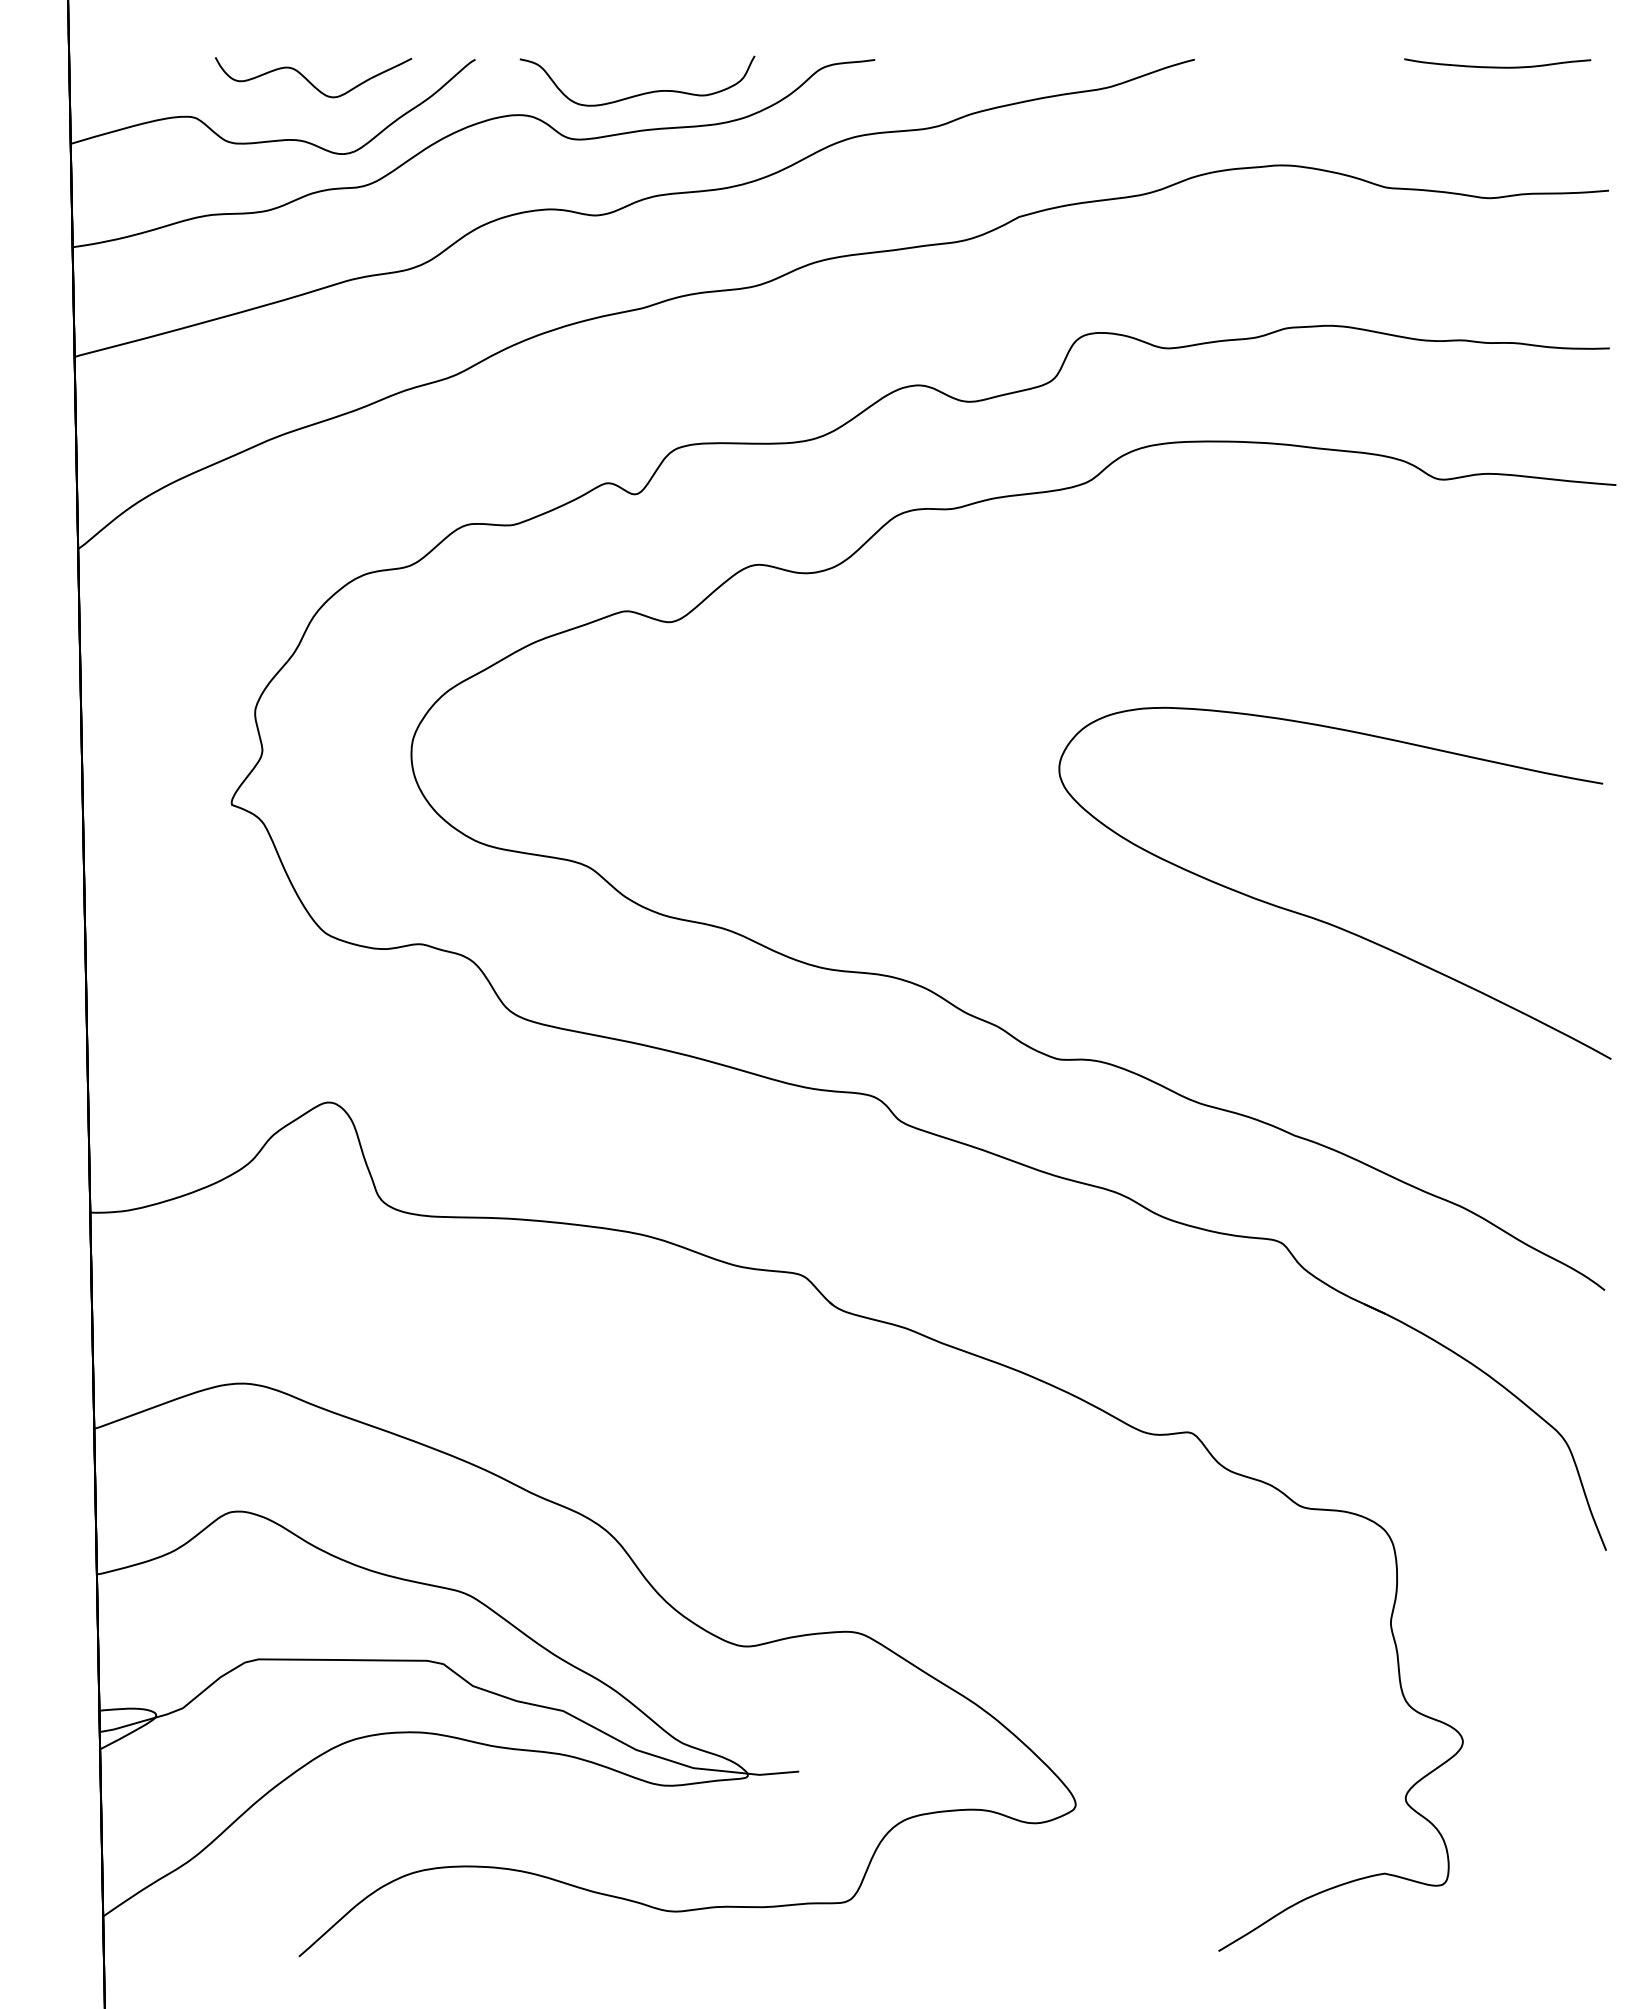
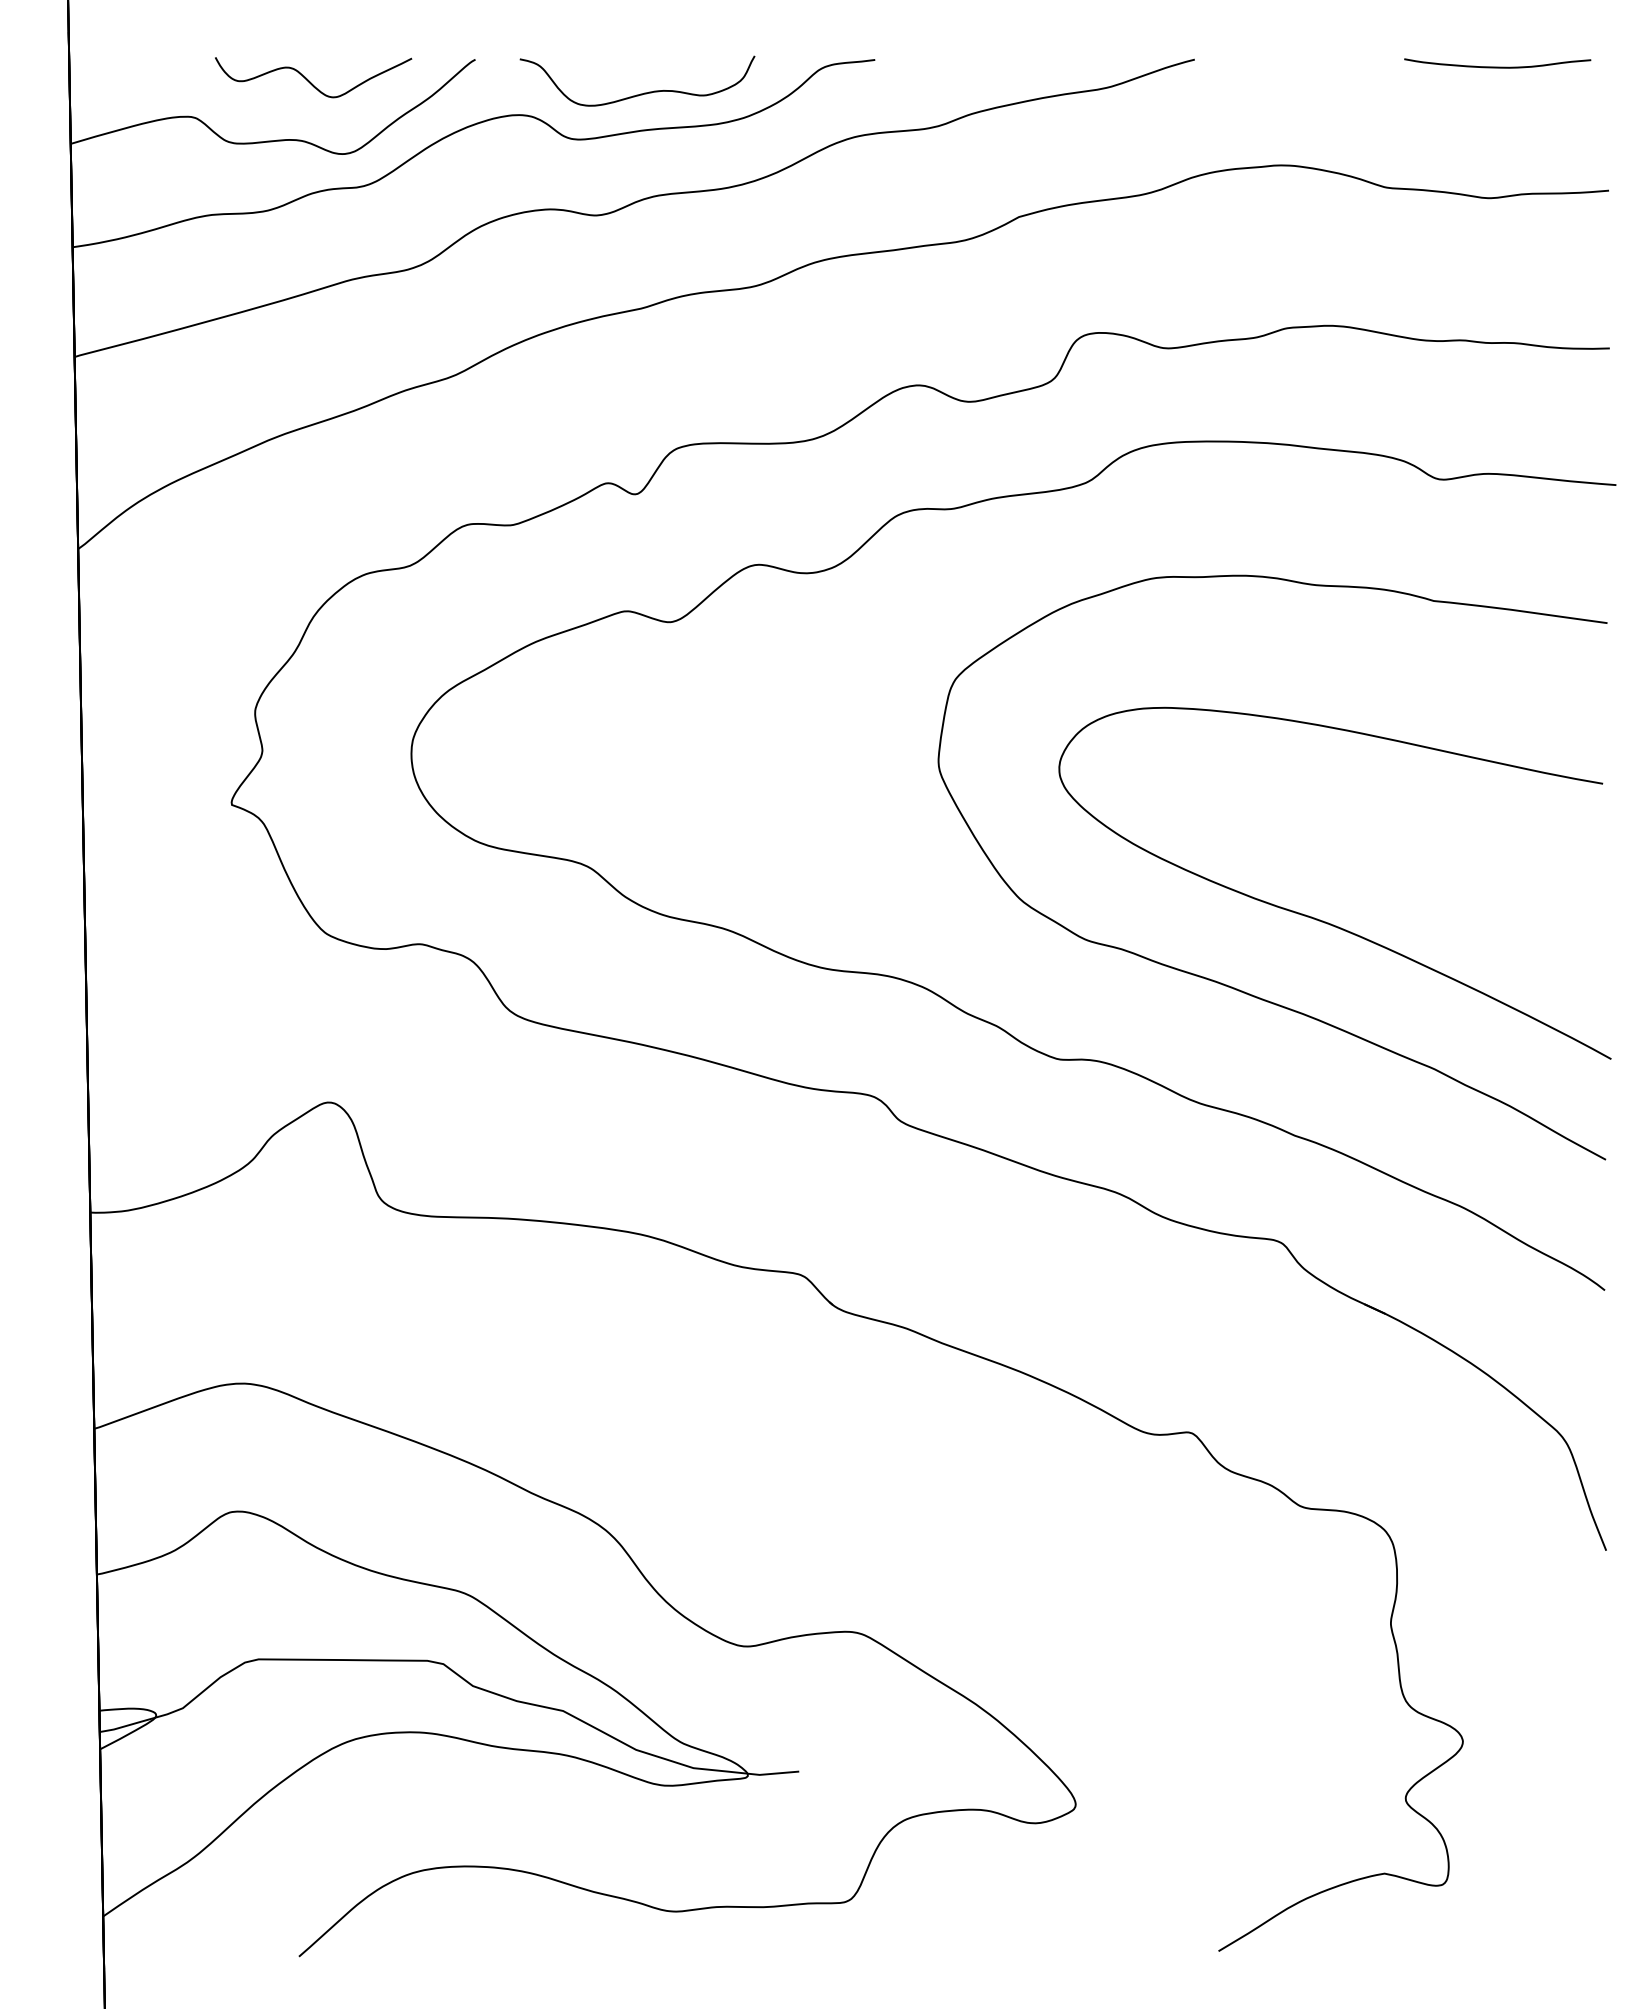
part: none -> present (1232, 986)
